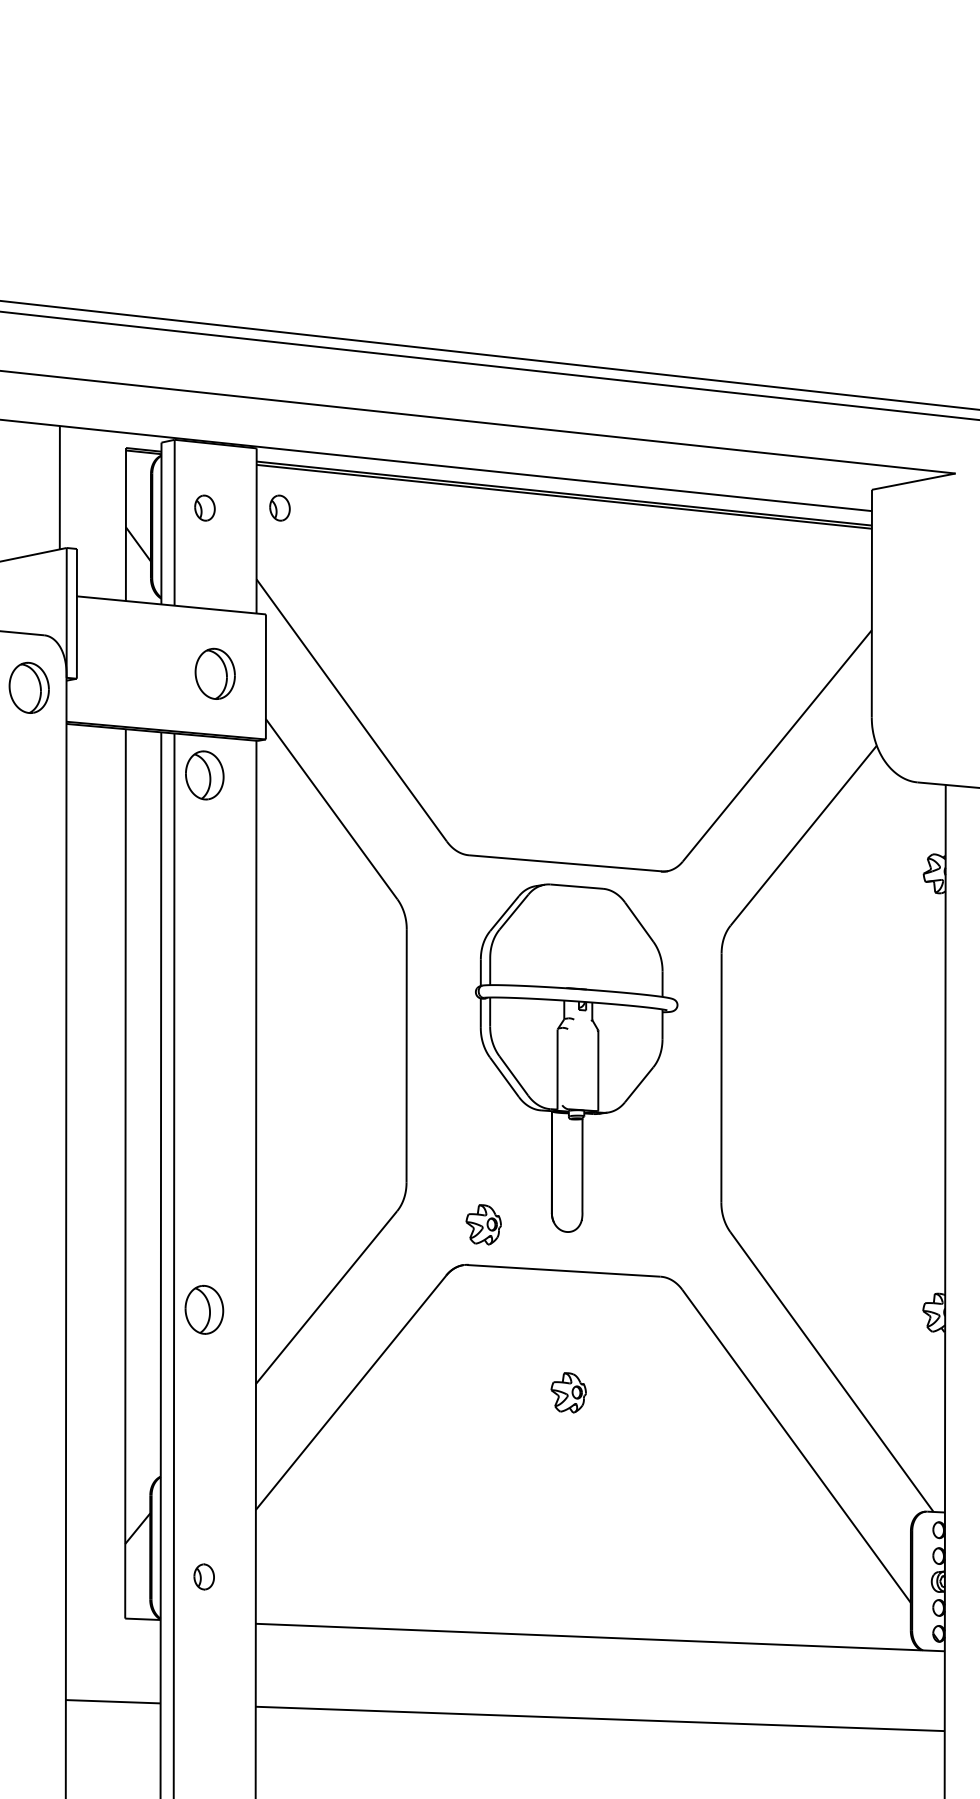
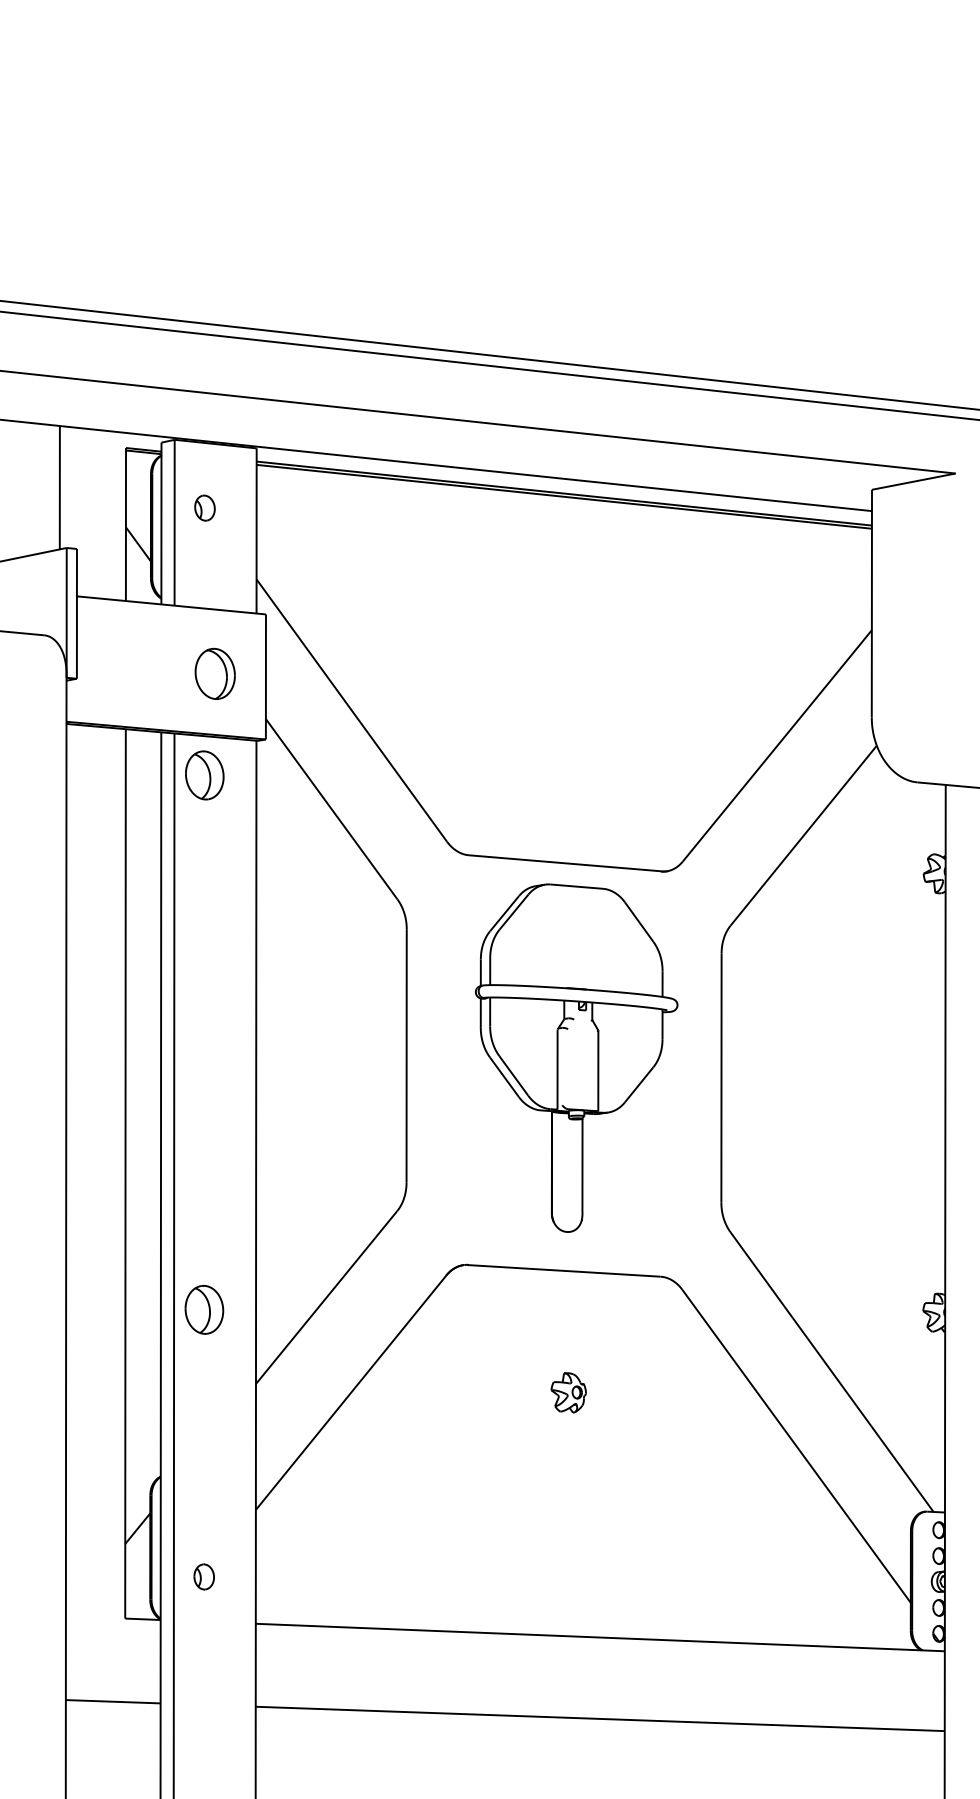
part: present -> none (279, 507)
part: present -> none (28, 687)
part: present -> none (483, 1224)
